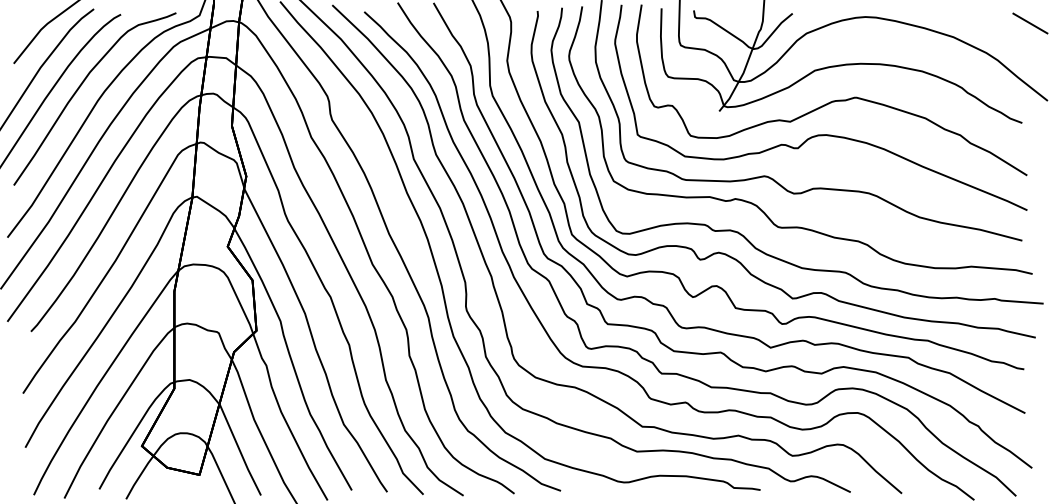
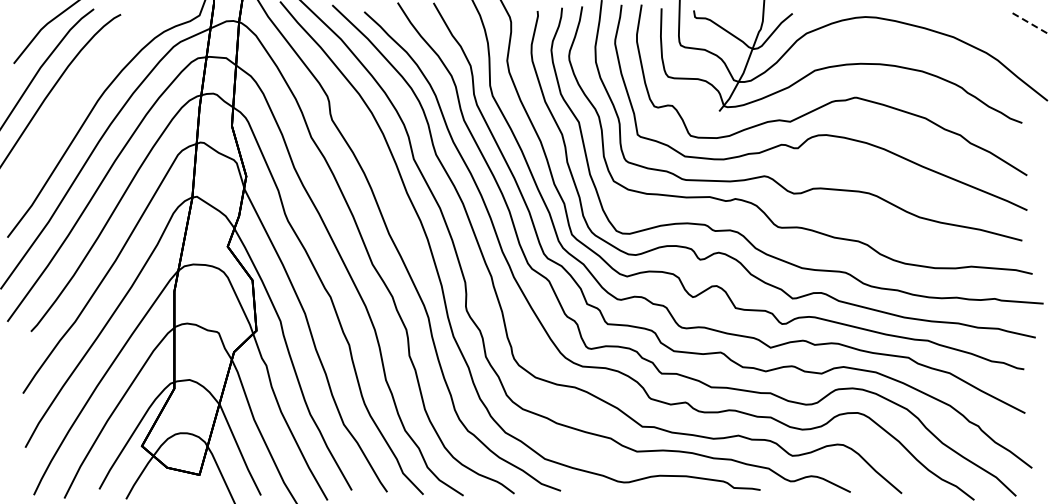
line: solid -> dashed (1030, 23)
curve: present -> none (80, 87)
